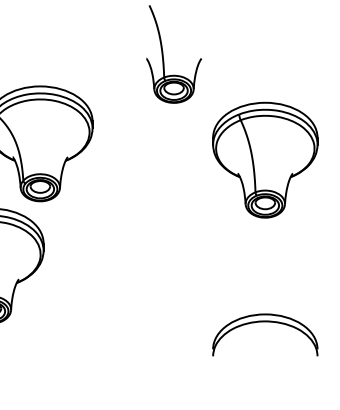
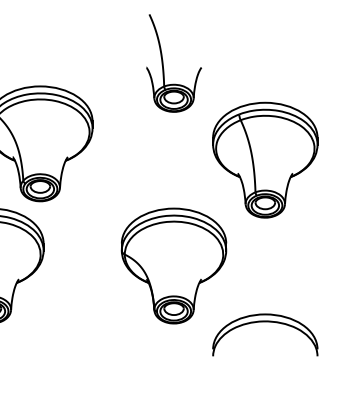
part position: (163, 54) -> (163, 63) (163, 63)
part: none -> present (173, 265)
